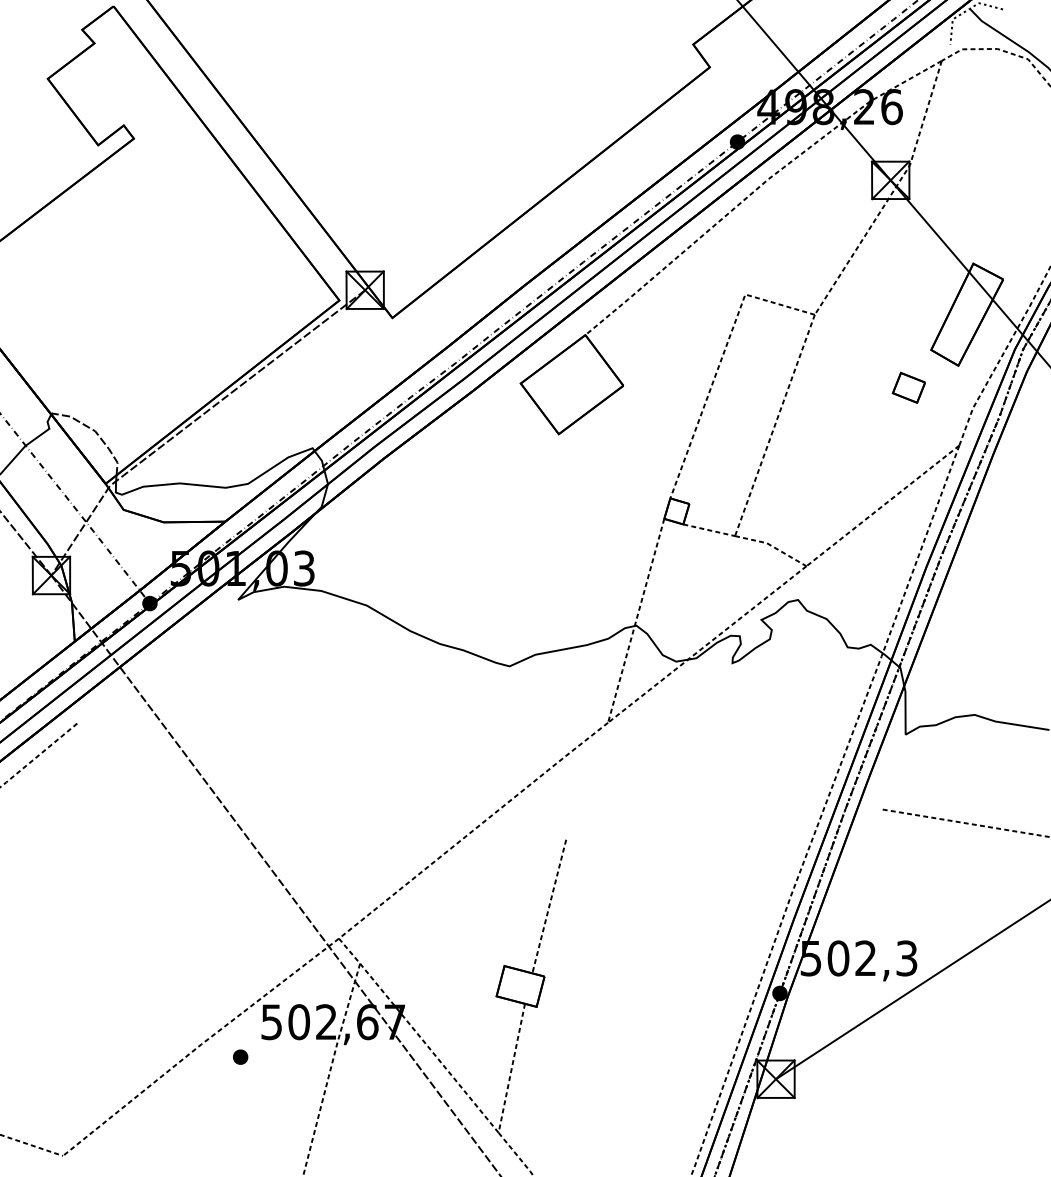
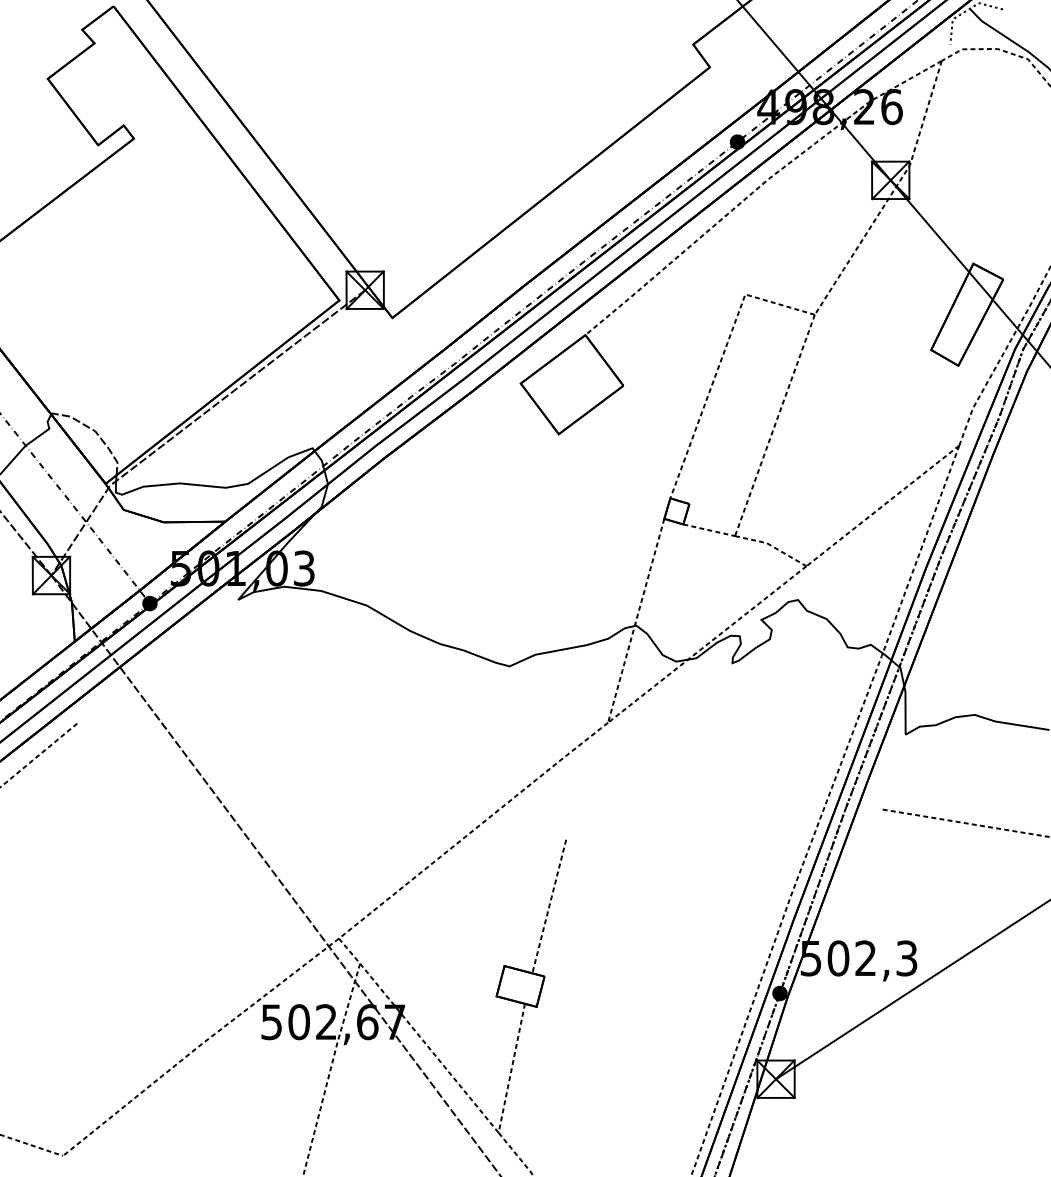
part: present -> none (908, 387)
part: present -> none (240, 1056)
